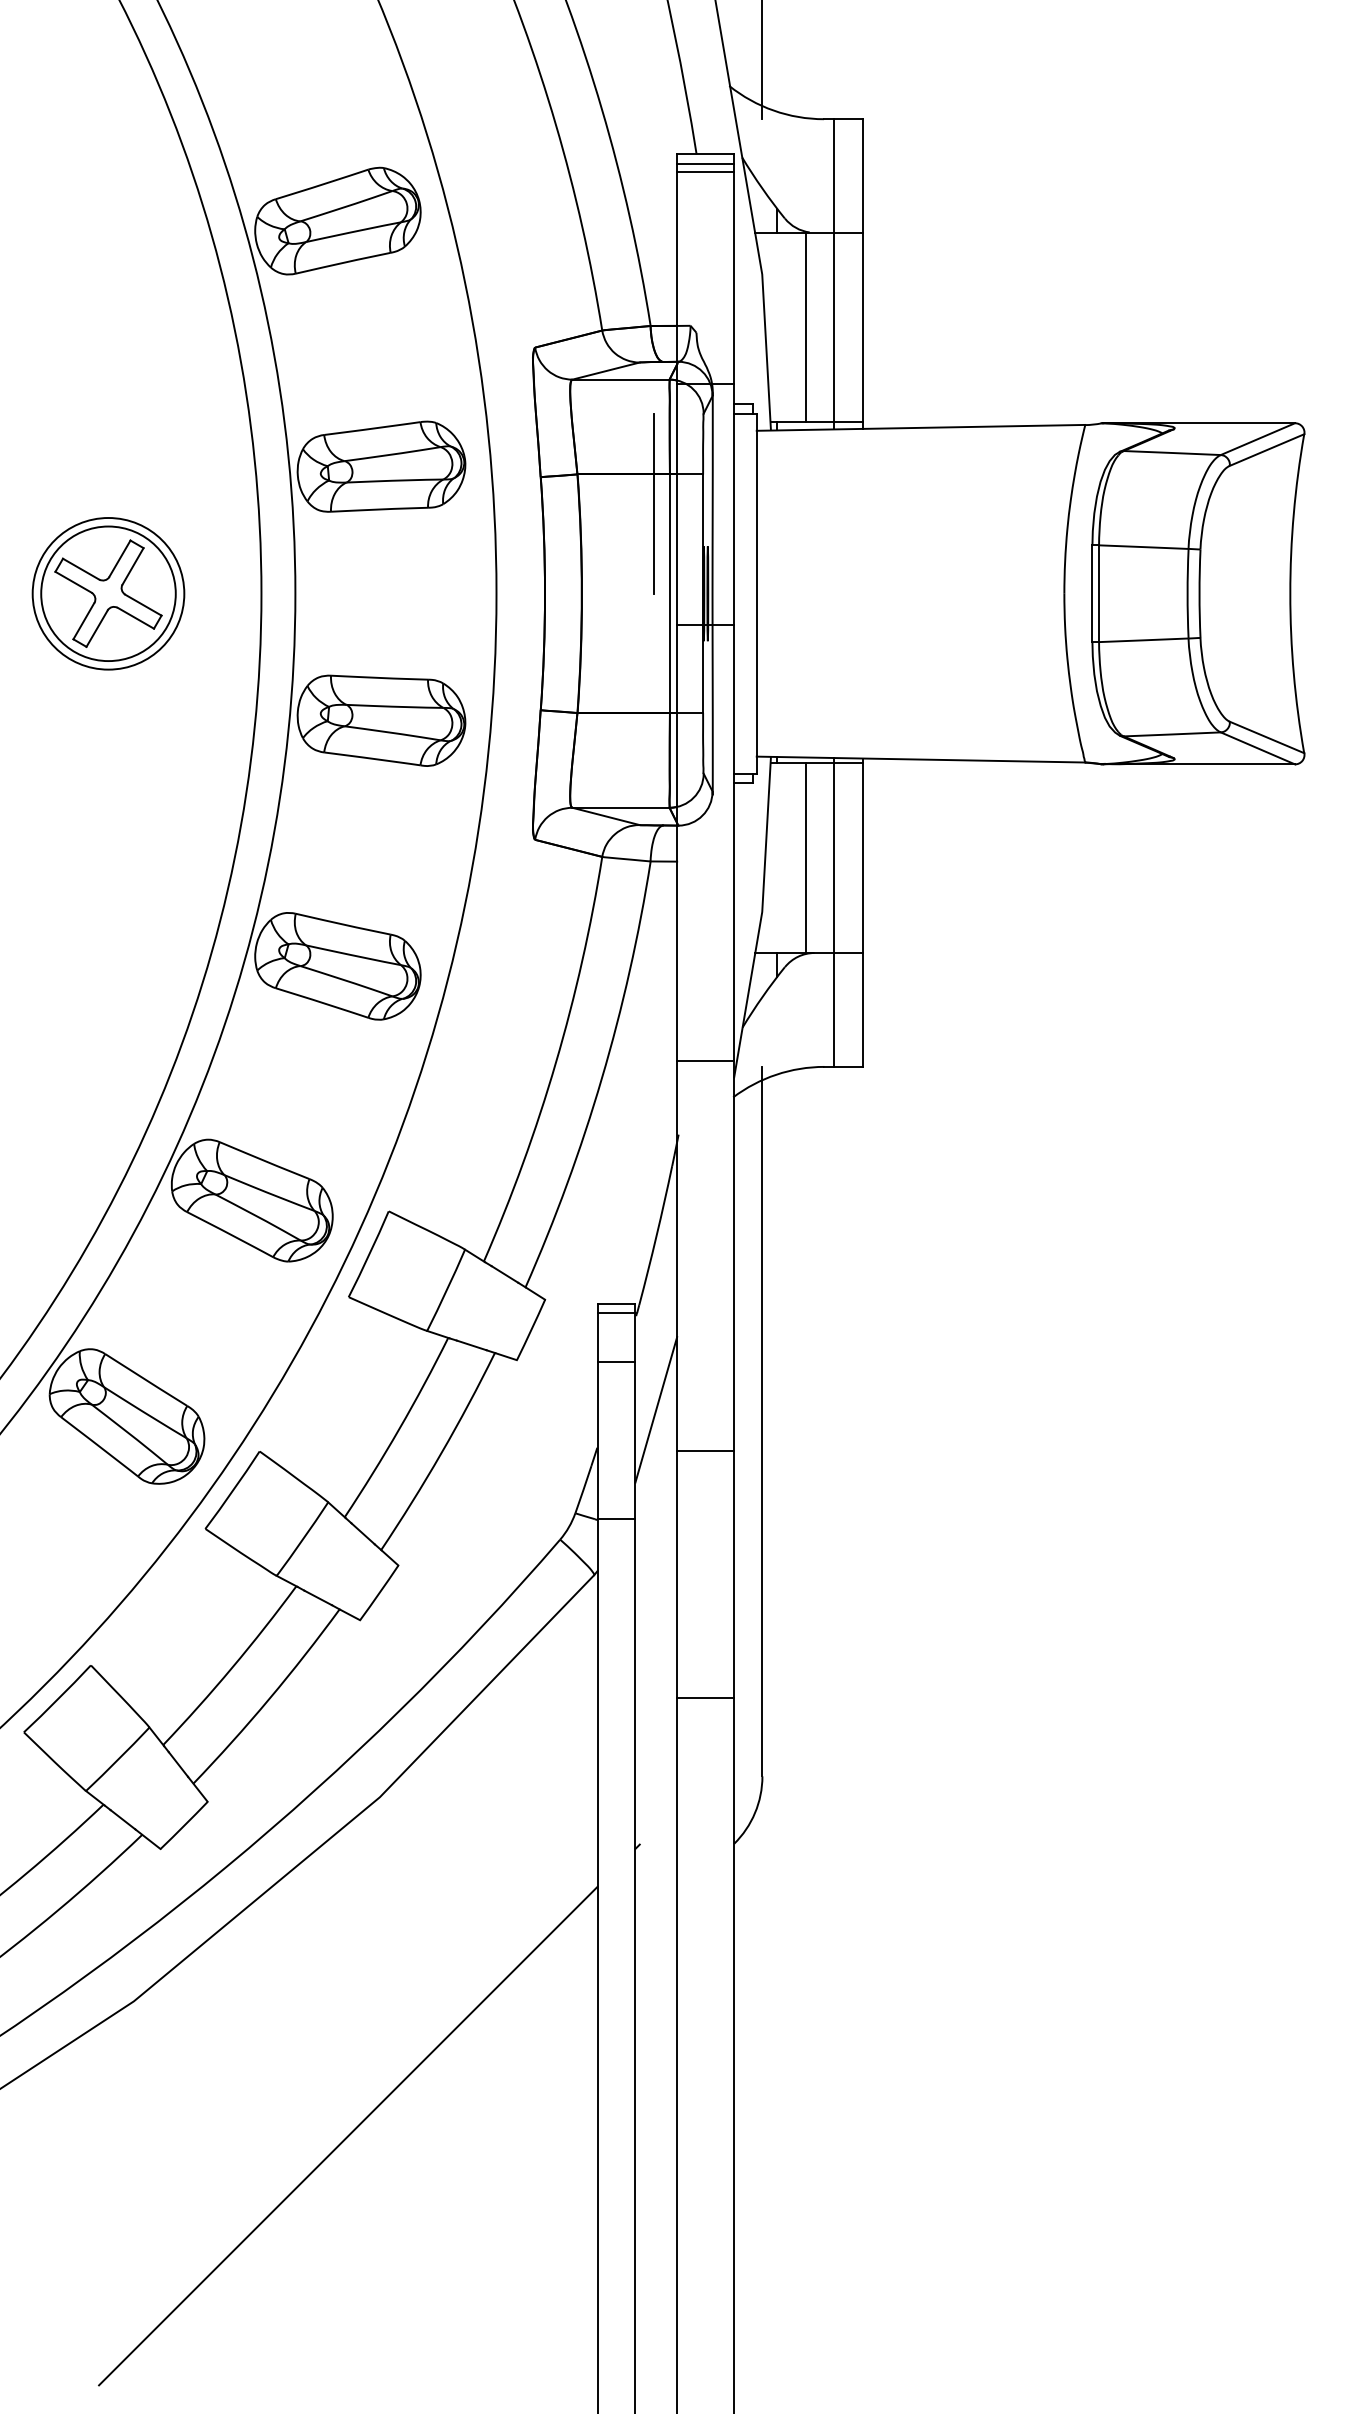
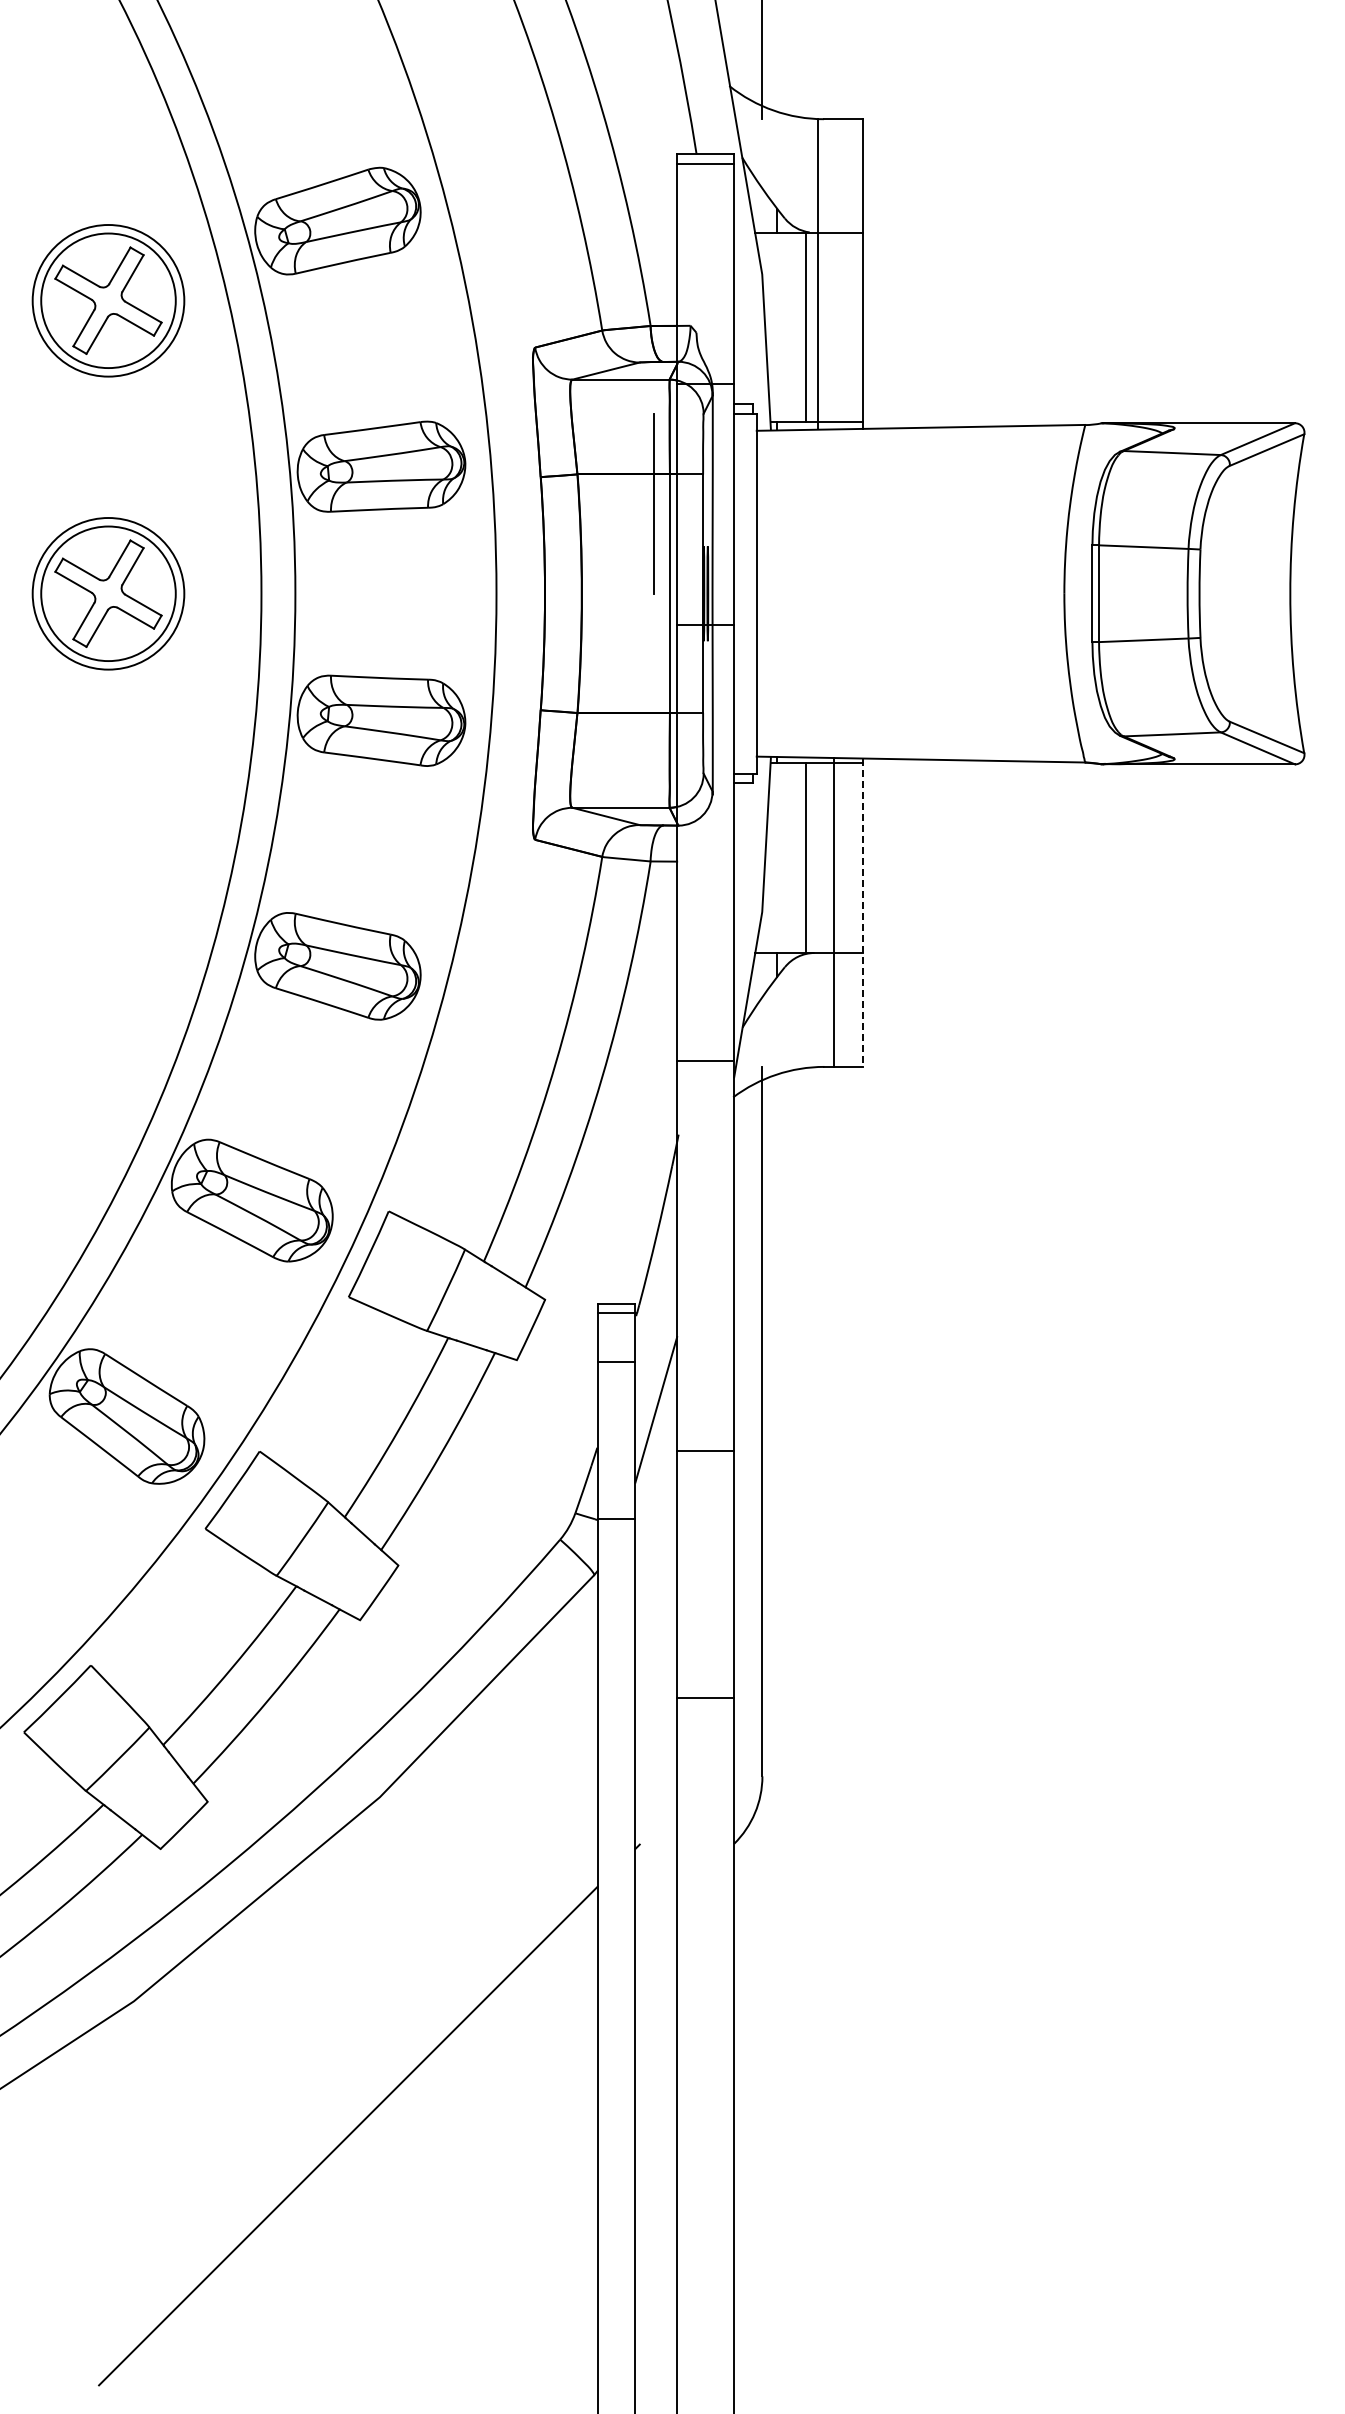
line: present -> none (705, 171)
line position: (834, 274) -> (818, 274) (818, 274)
part: none -> present (108, 300)
line: solid -> dashed (862, 913)
